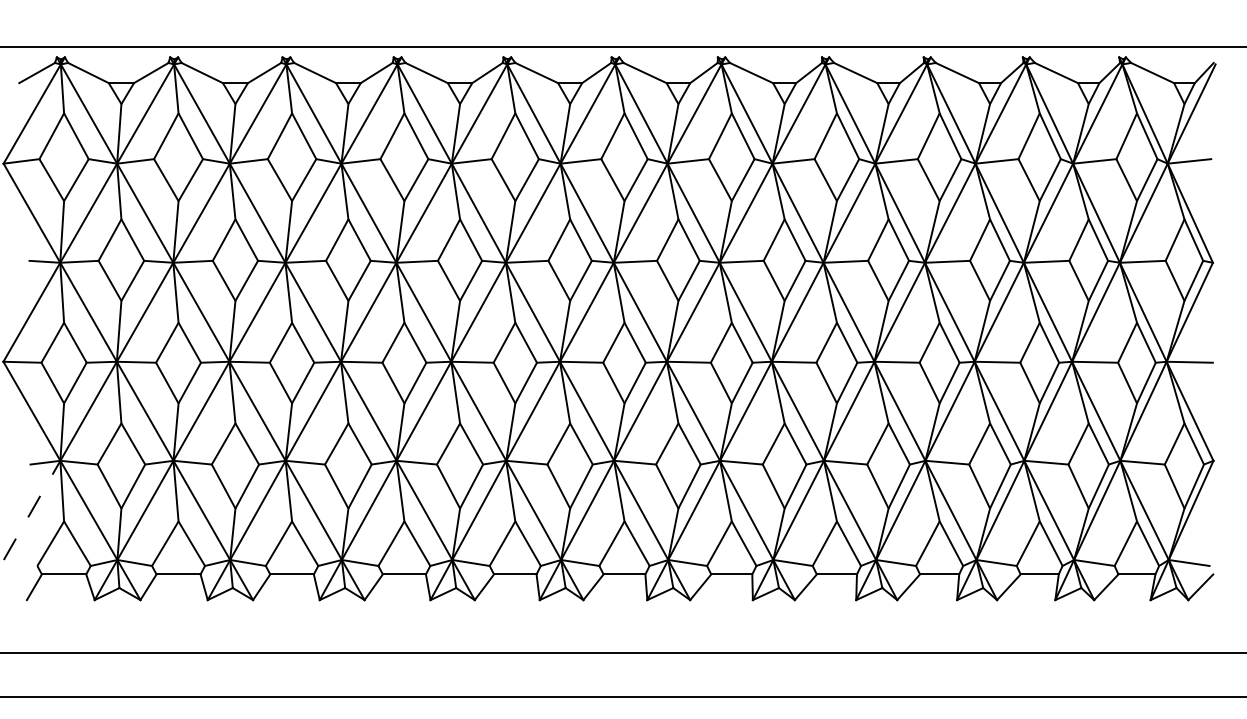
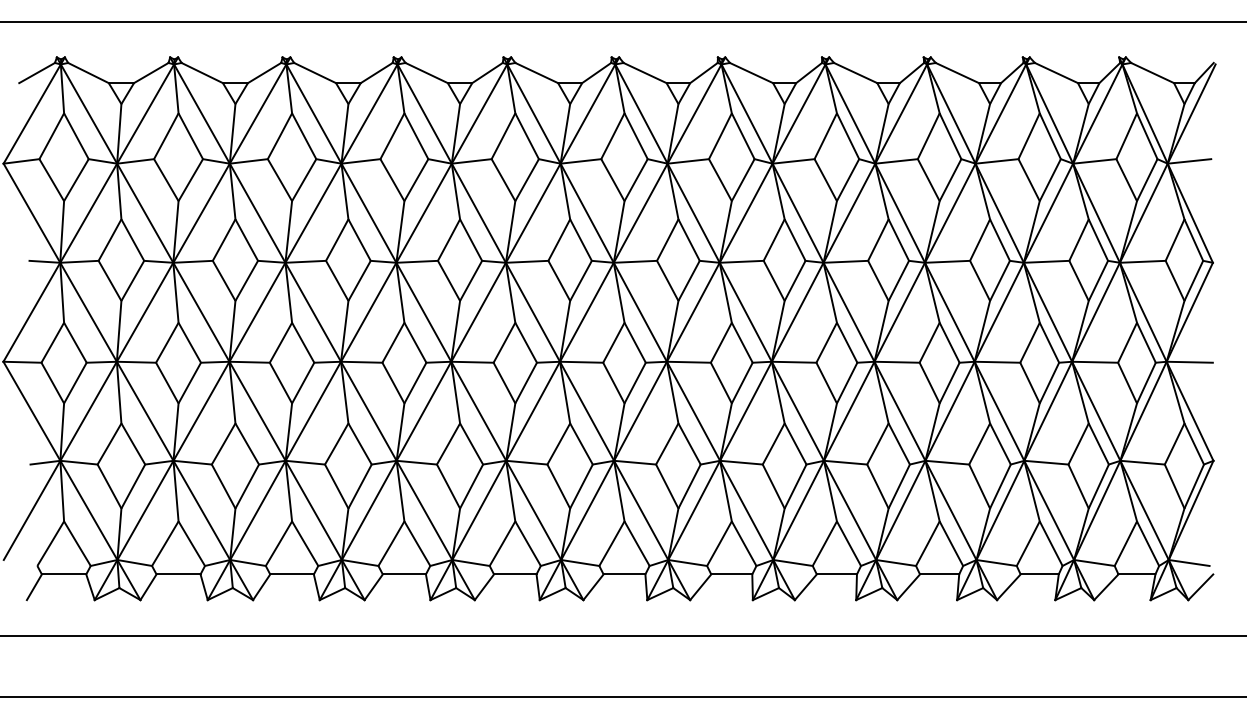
line position: (622, 46) -> (622, 21) (622, 21)
line: dashed -> solid (32, 509)
line position: (622, 652) -> (622, 635) (622, 635)
